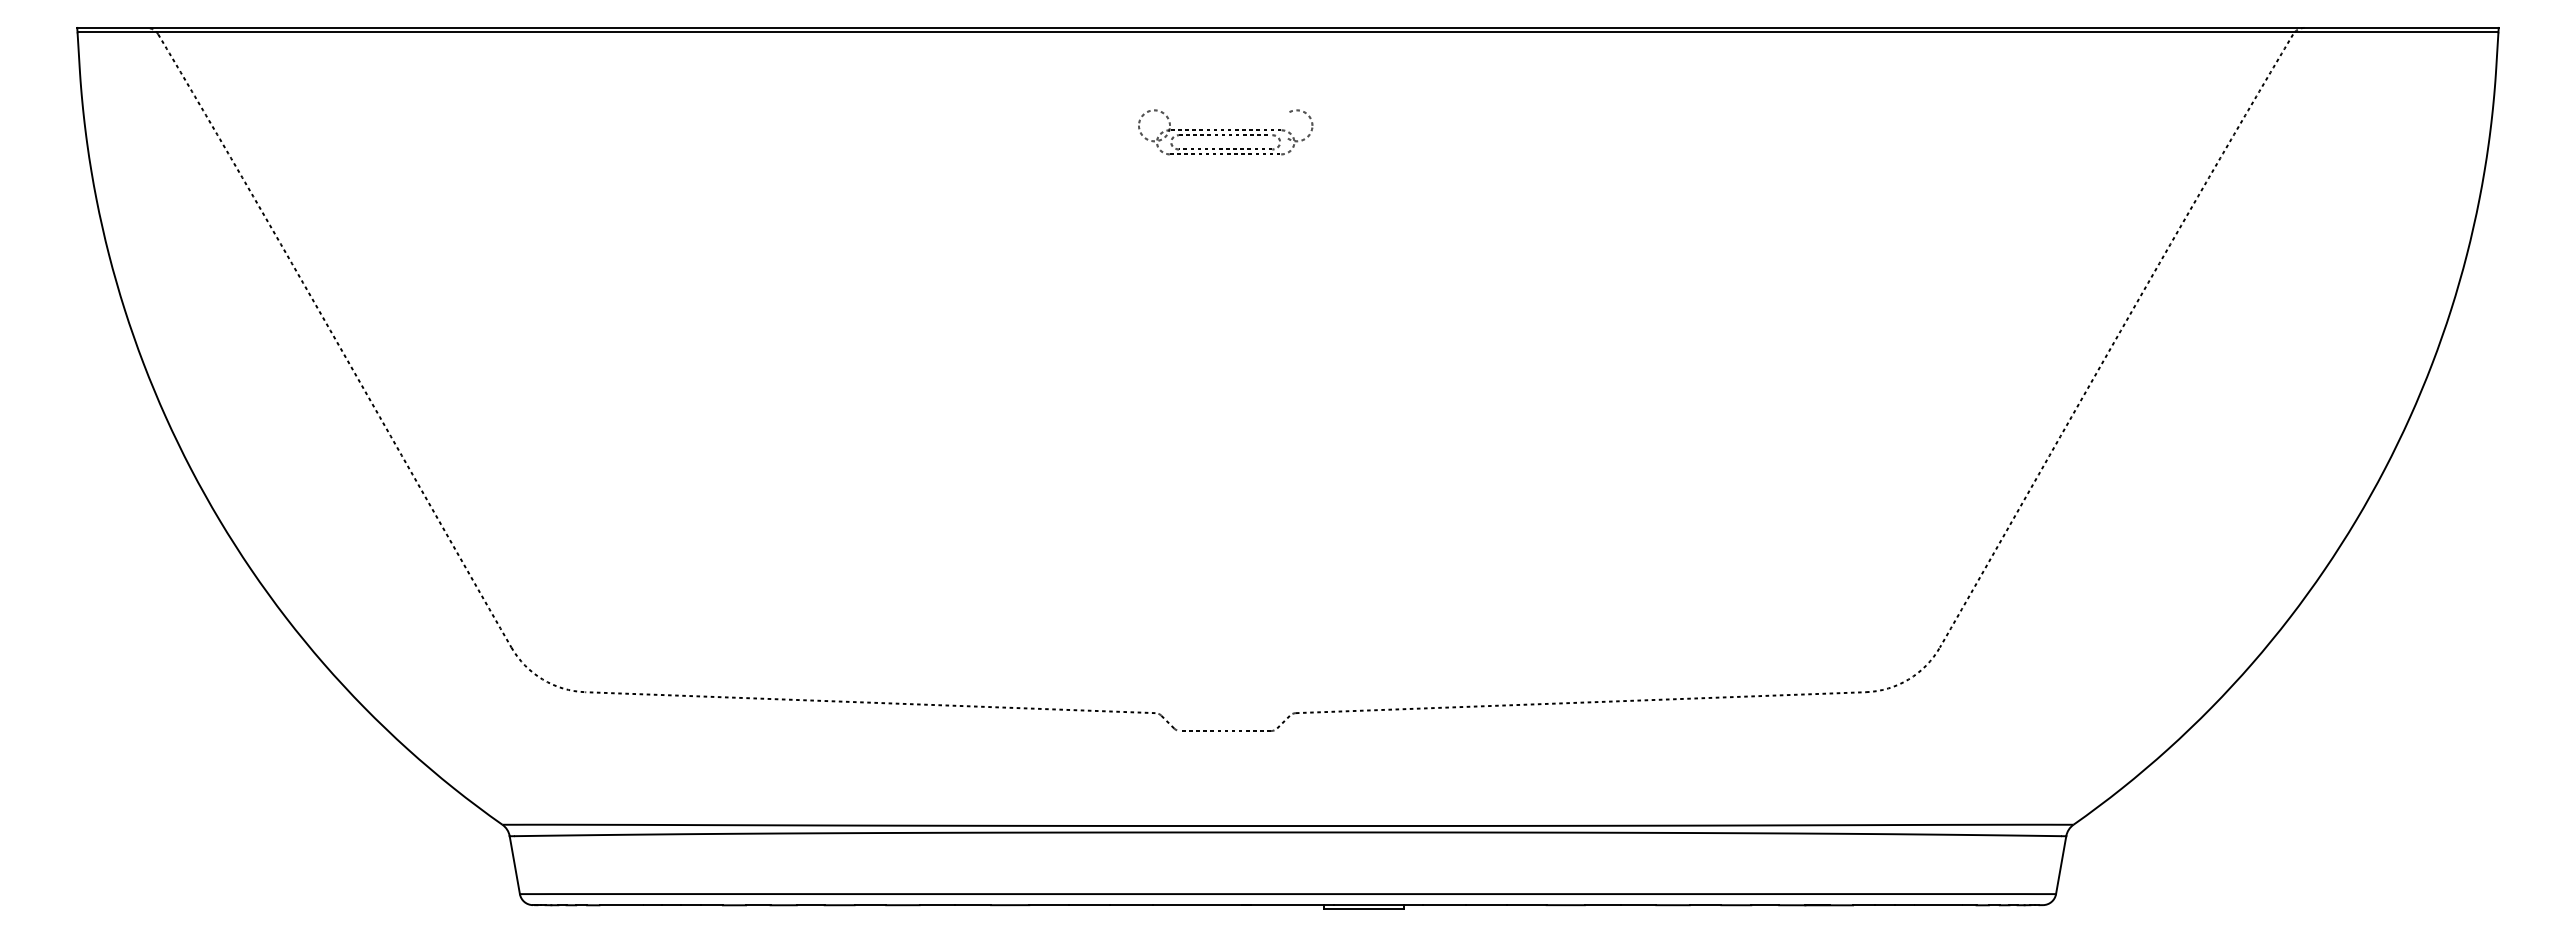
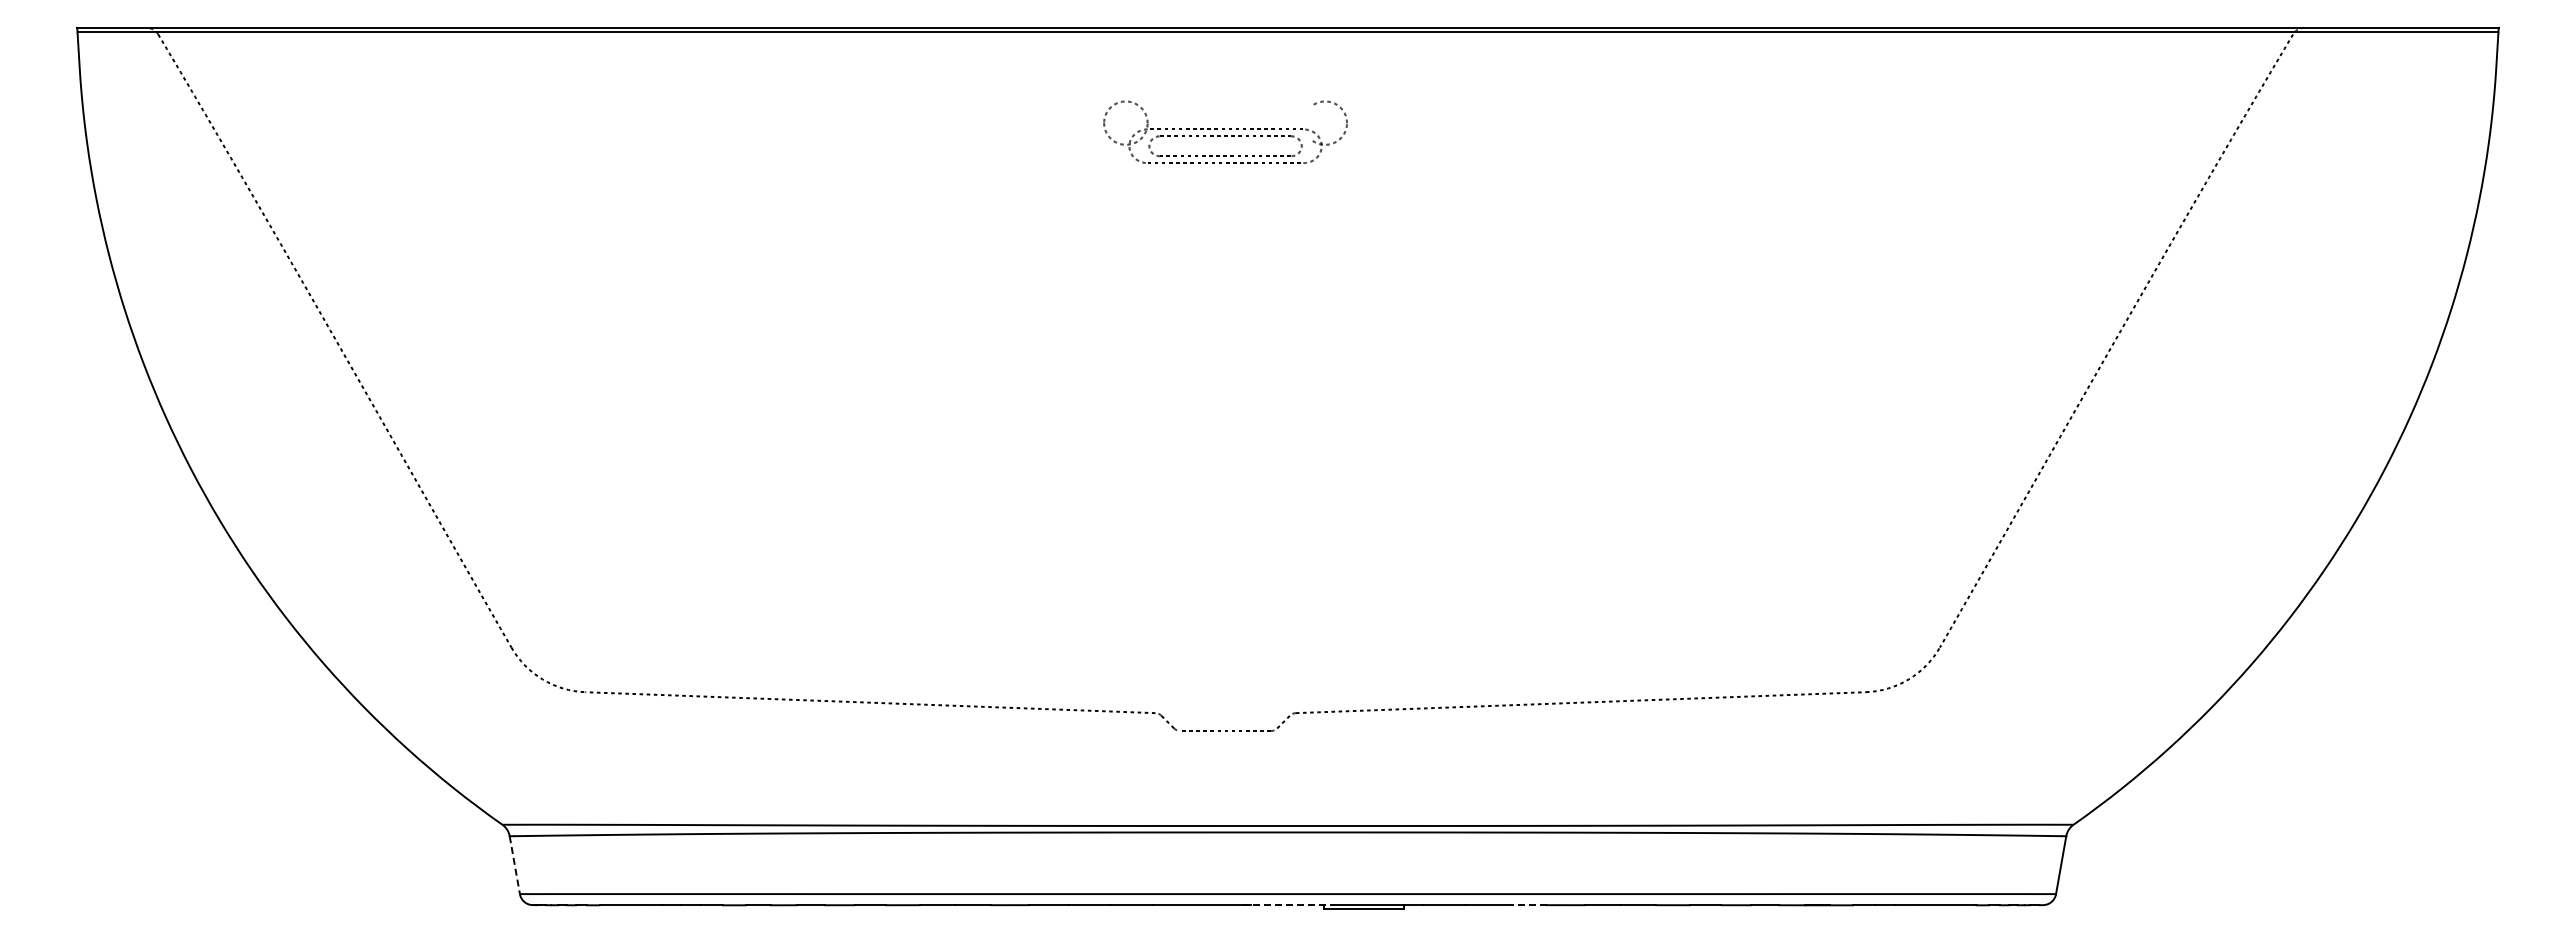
part size: 176x47 px -> 245x64 px (1225, 131)
line: solid -> dashed (514, 865)
line: solid -> dashed (1288, 905)
line: solid -> dashed (1526, 905)
